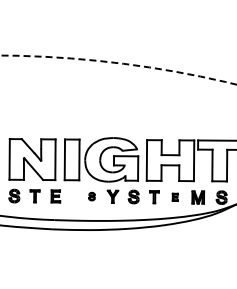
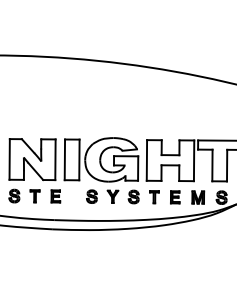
circle: dashed -> solid (118, 69)
part size: 8x11 px -> 12x15 px (91, 196)
part size: 8x10 px -> 11x15 px (175, 197)
